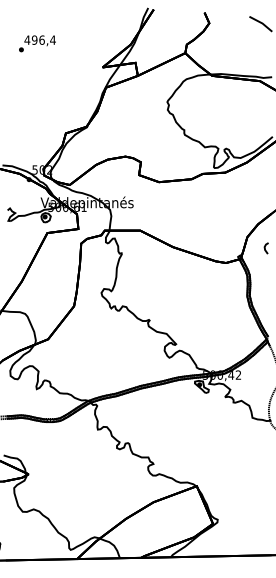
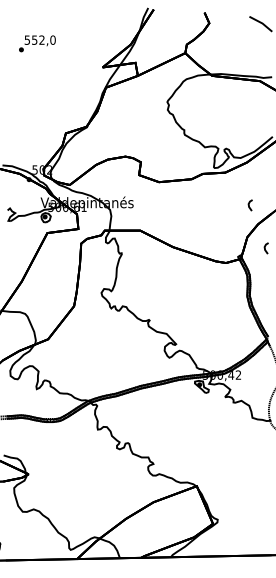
text: 496,4 -> 552,0 (39, 39)
line: none -> present (249, 205)
